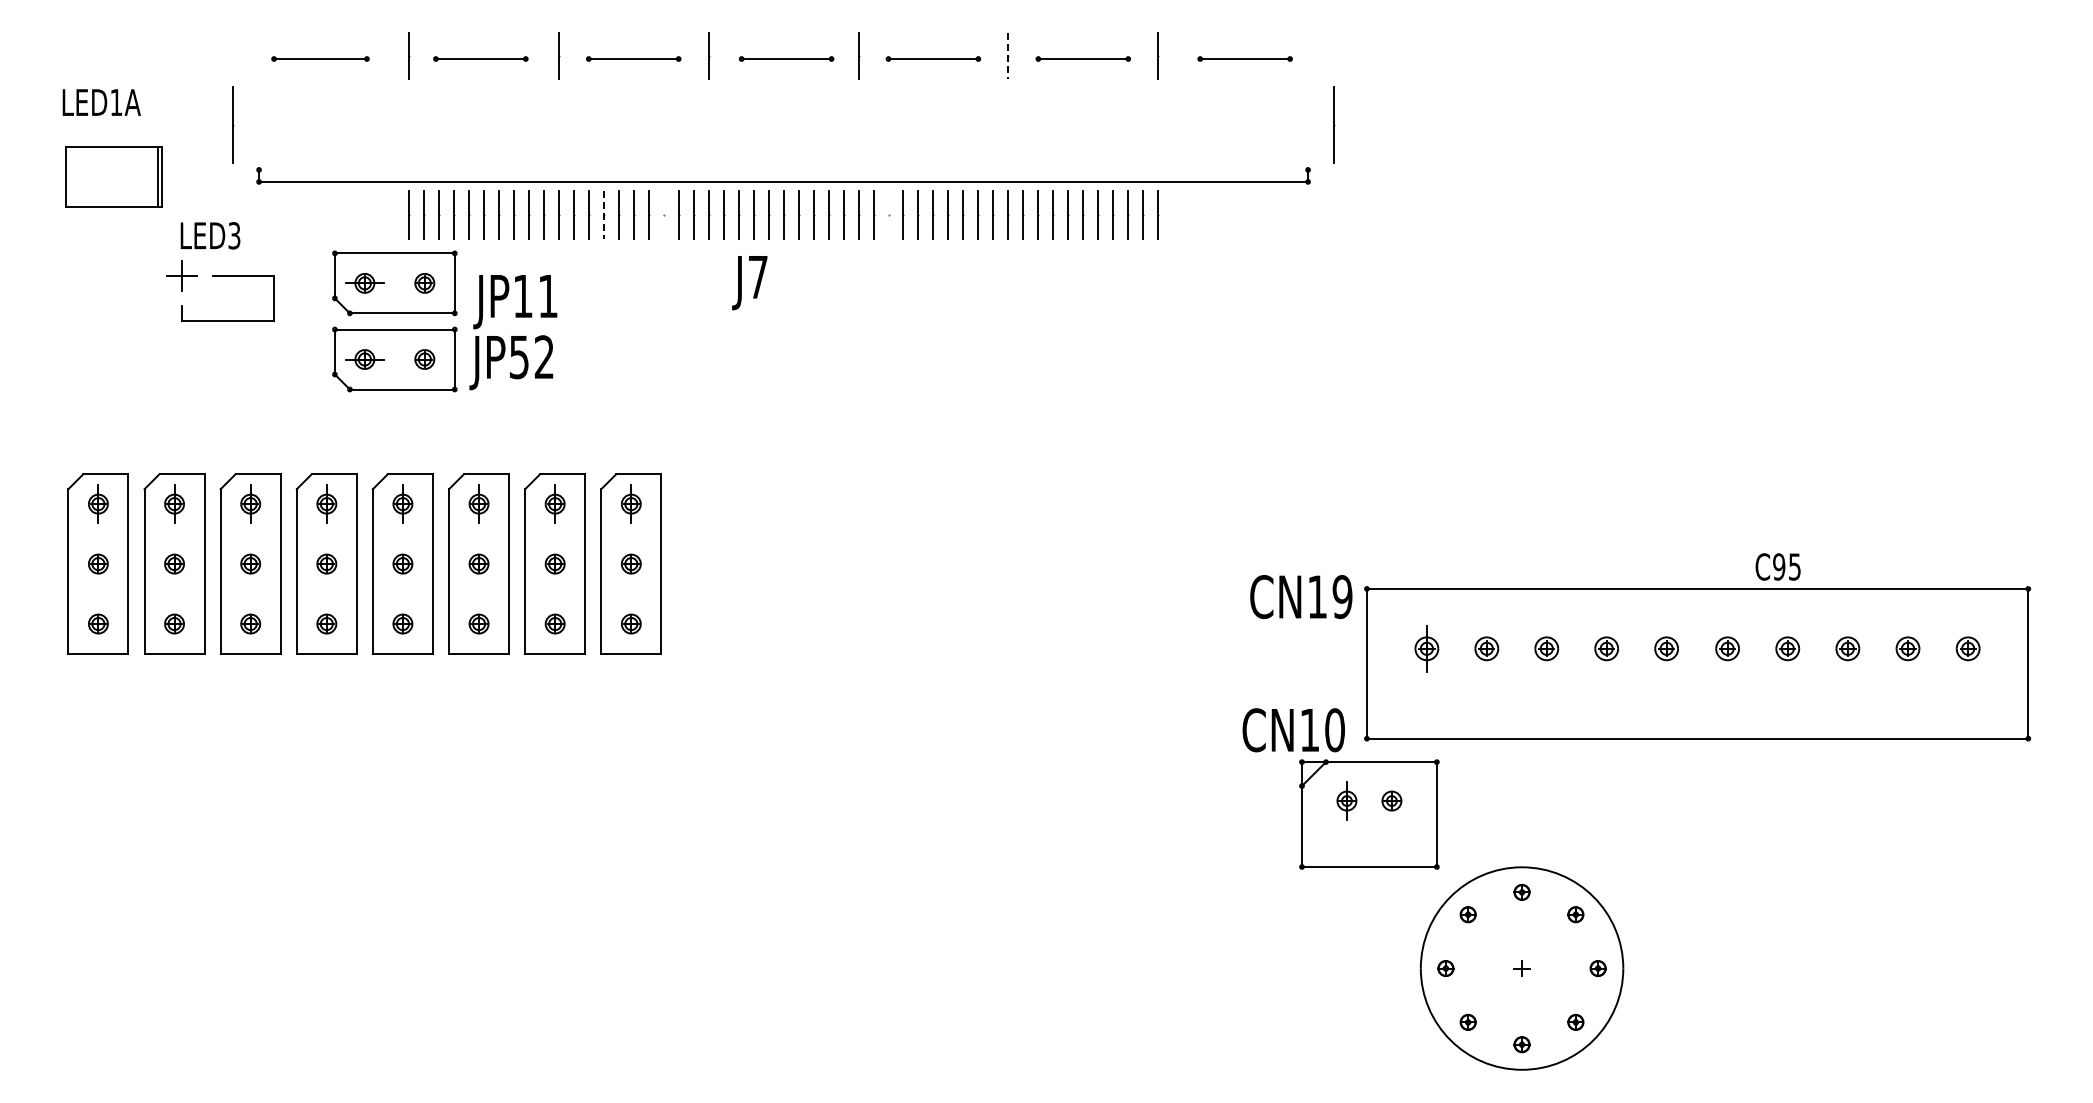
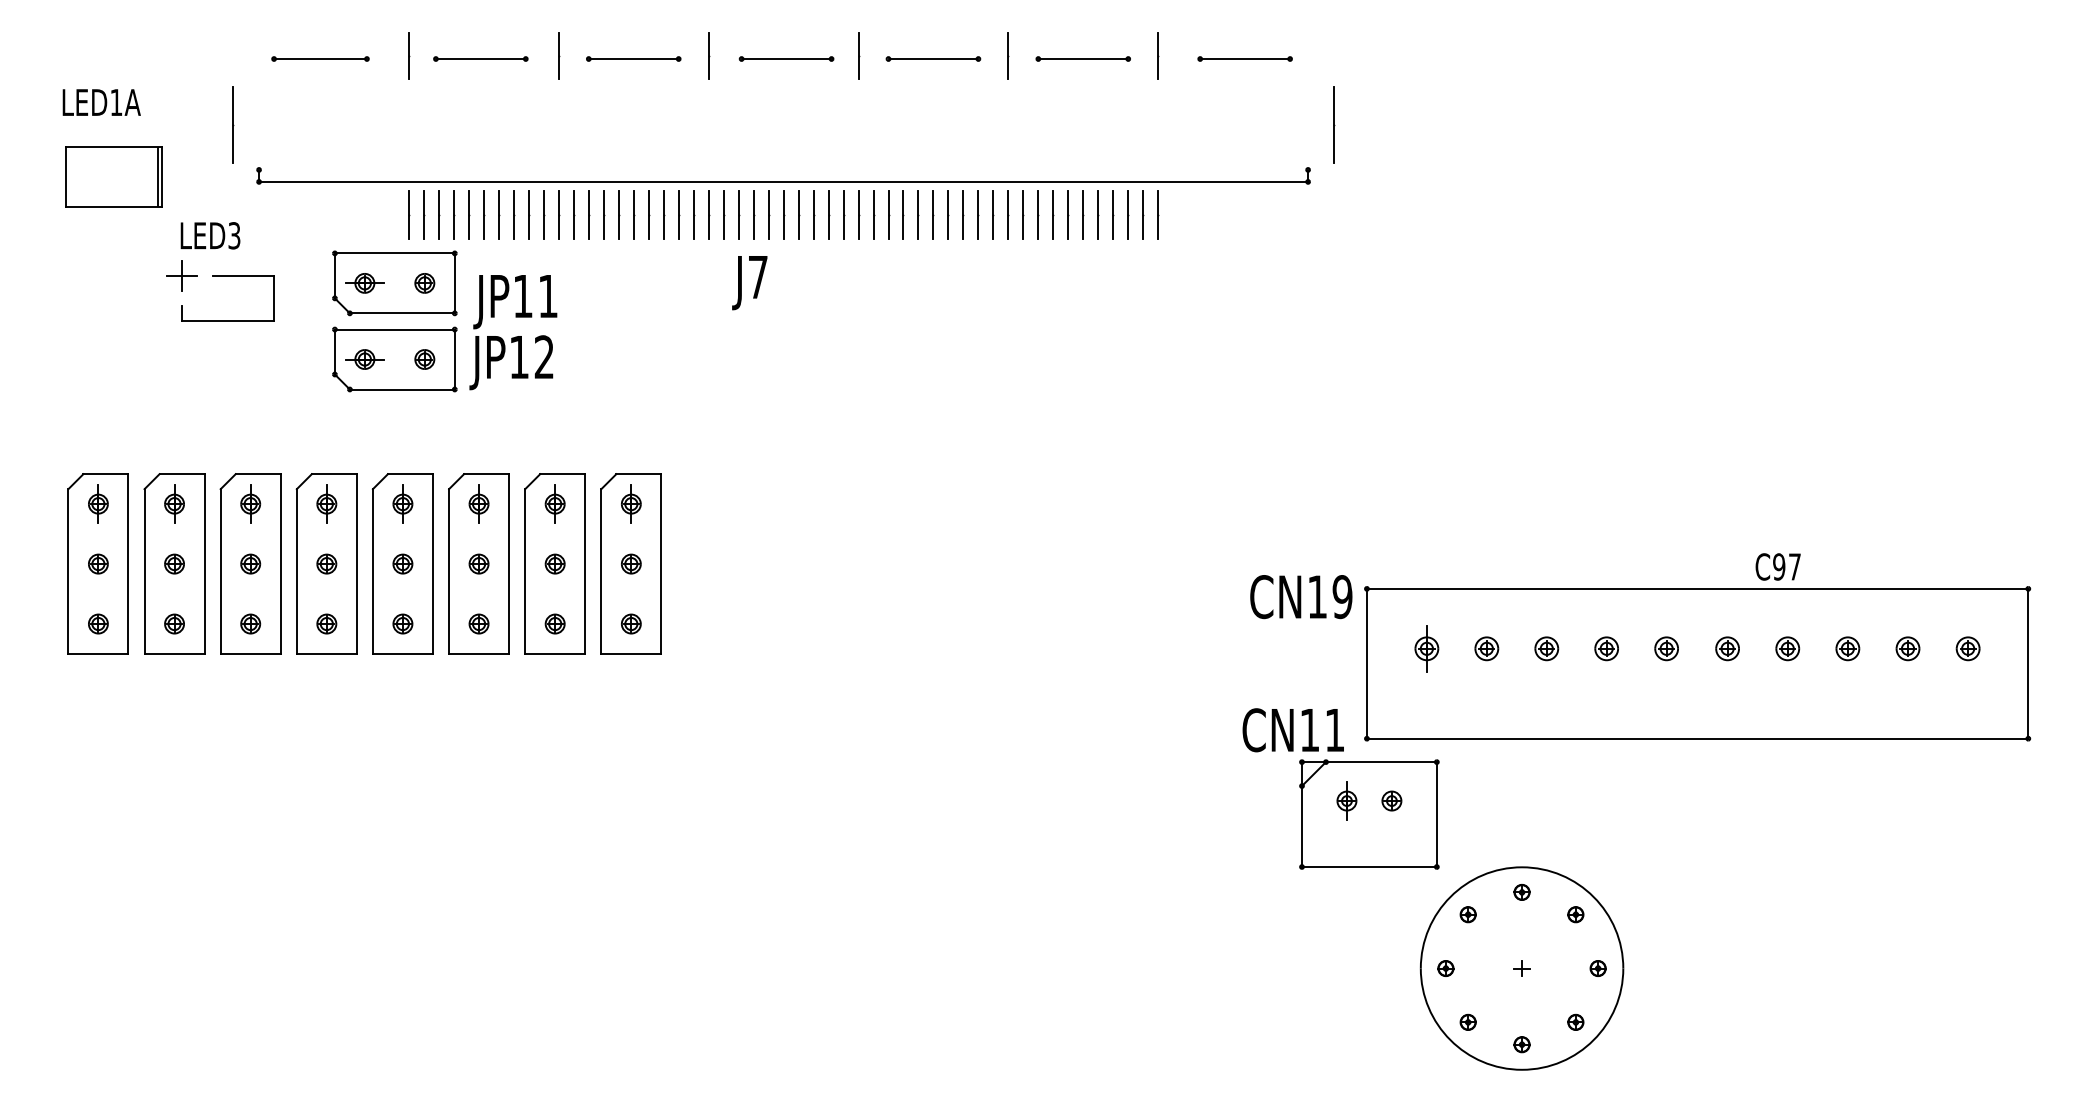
line: dashed -> solid (1008, 56)
line: dashed -> solid (603, 214)
line: none -> present (663, 214)
line: none -> present (888, 214)
text: JP52 -> JP12 (519, 357)
text: C95 -> C97 (1794, 566)
text: CN10 -> CN11 (1334, 730)
